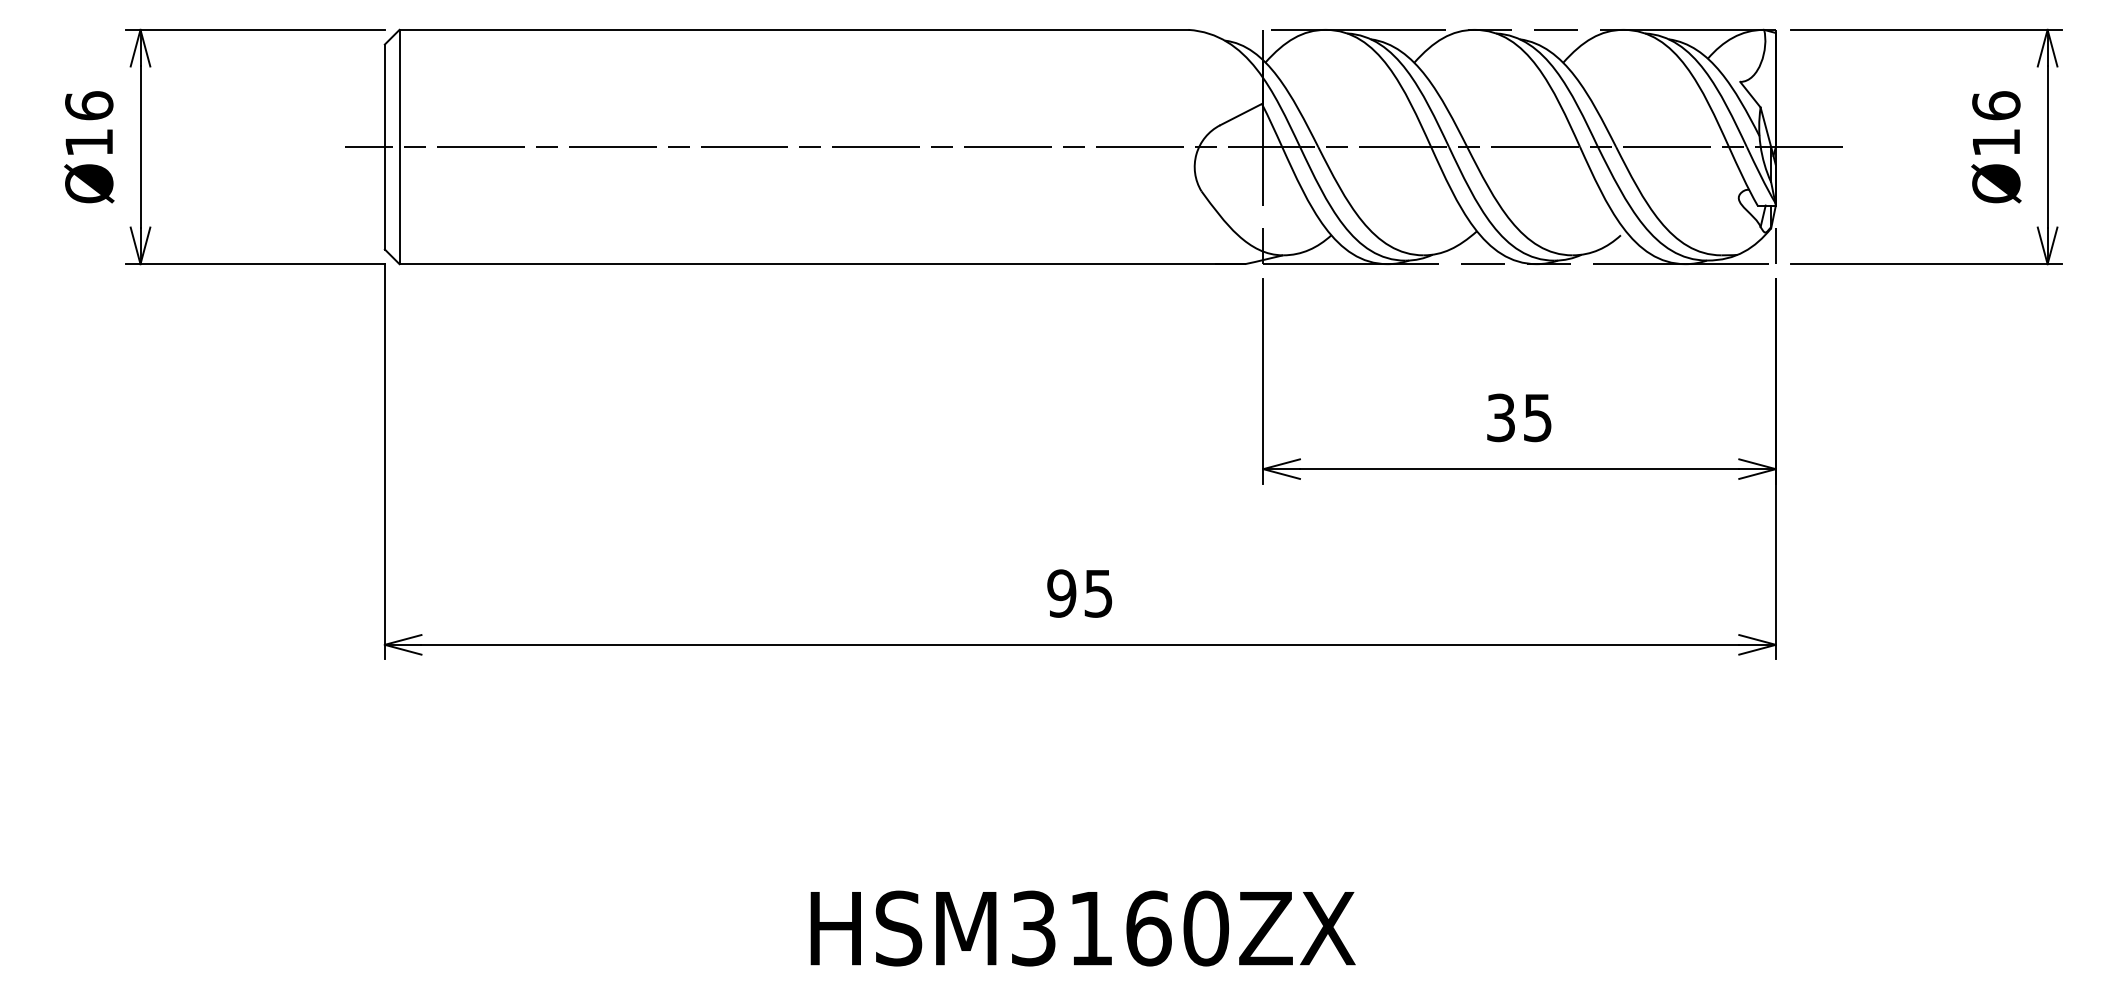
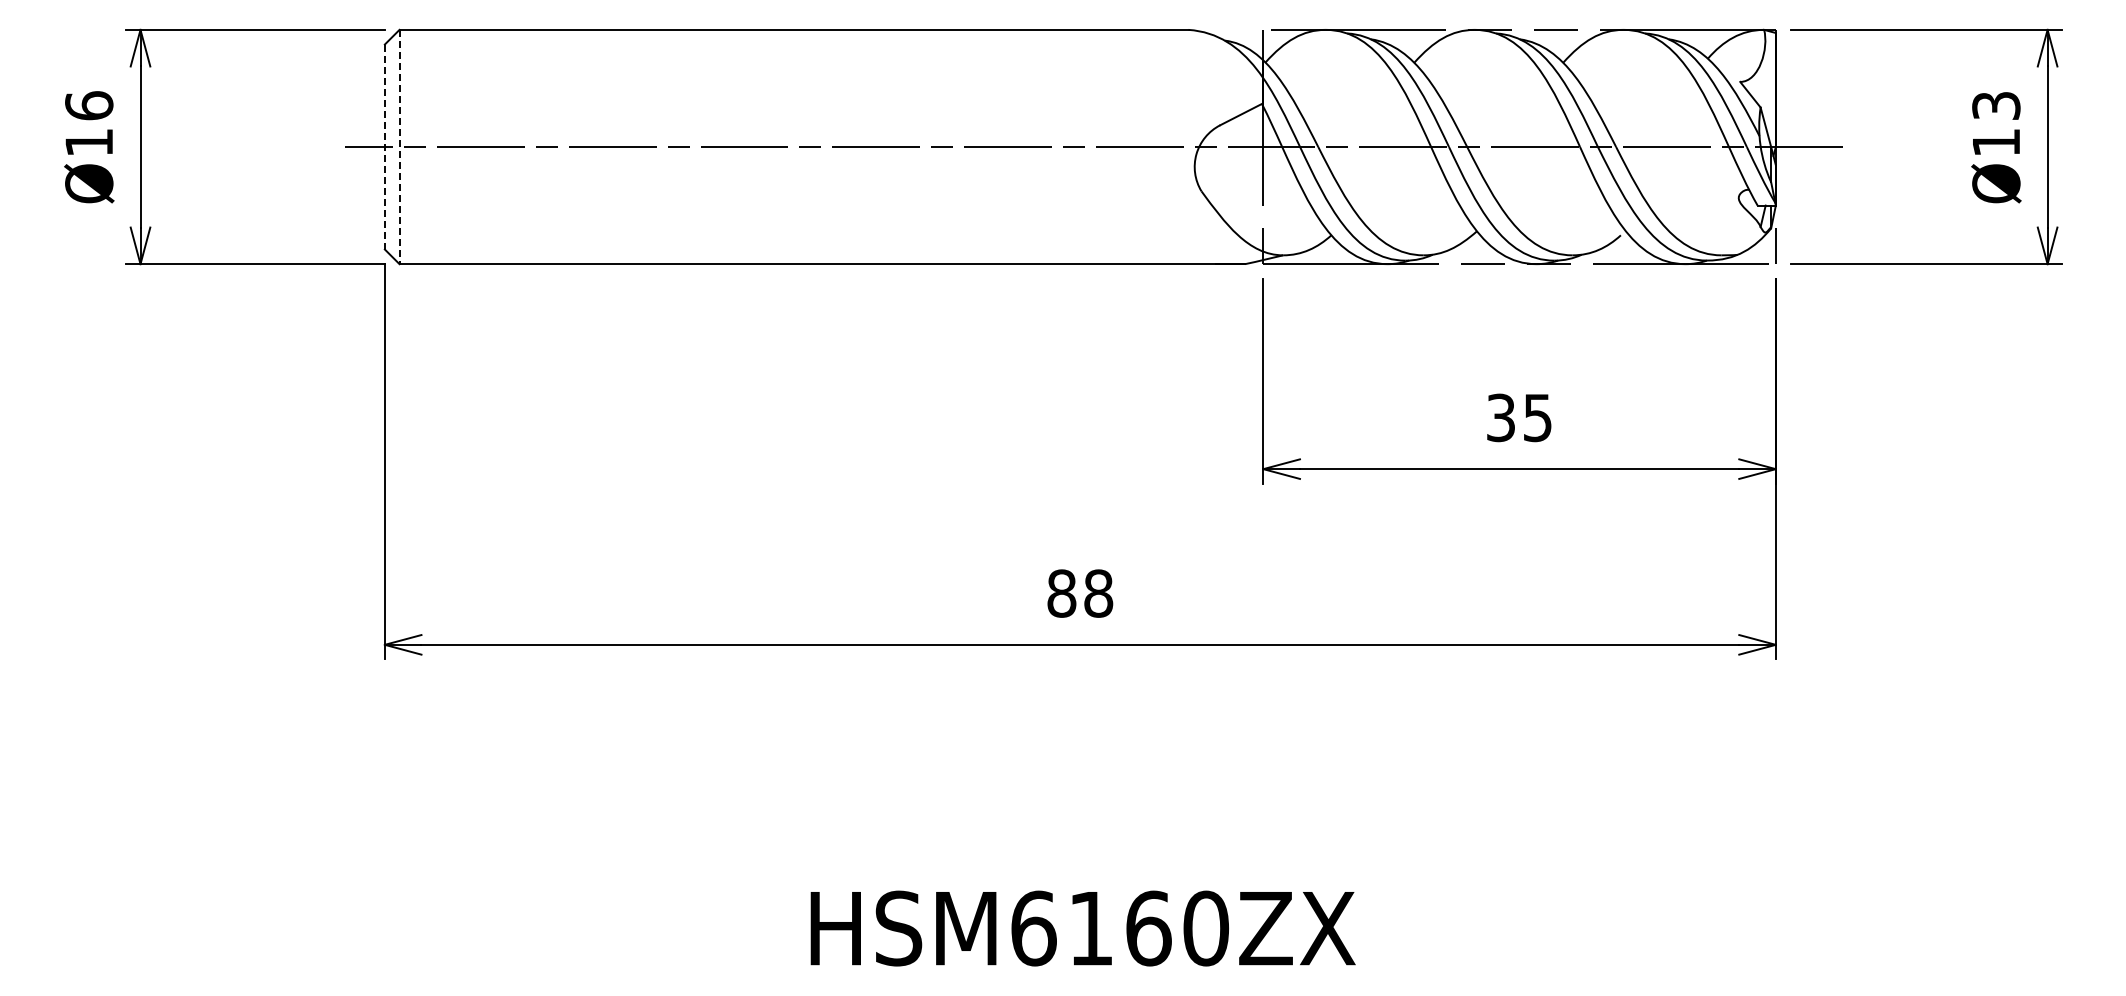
text: Ø16 -> Ø13 (1996, 105)
line: solid -> dashed (384, 147)
line: solid -> dashed (399, 147)
text: 95 -> 88 (1080, 593)
text: HSM3160ZX -> HSM6160ZX (1033, 928)
